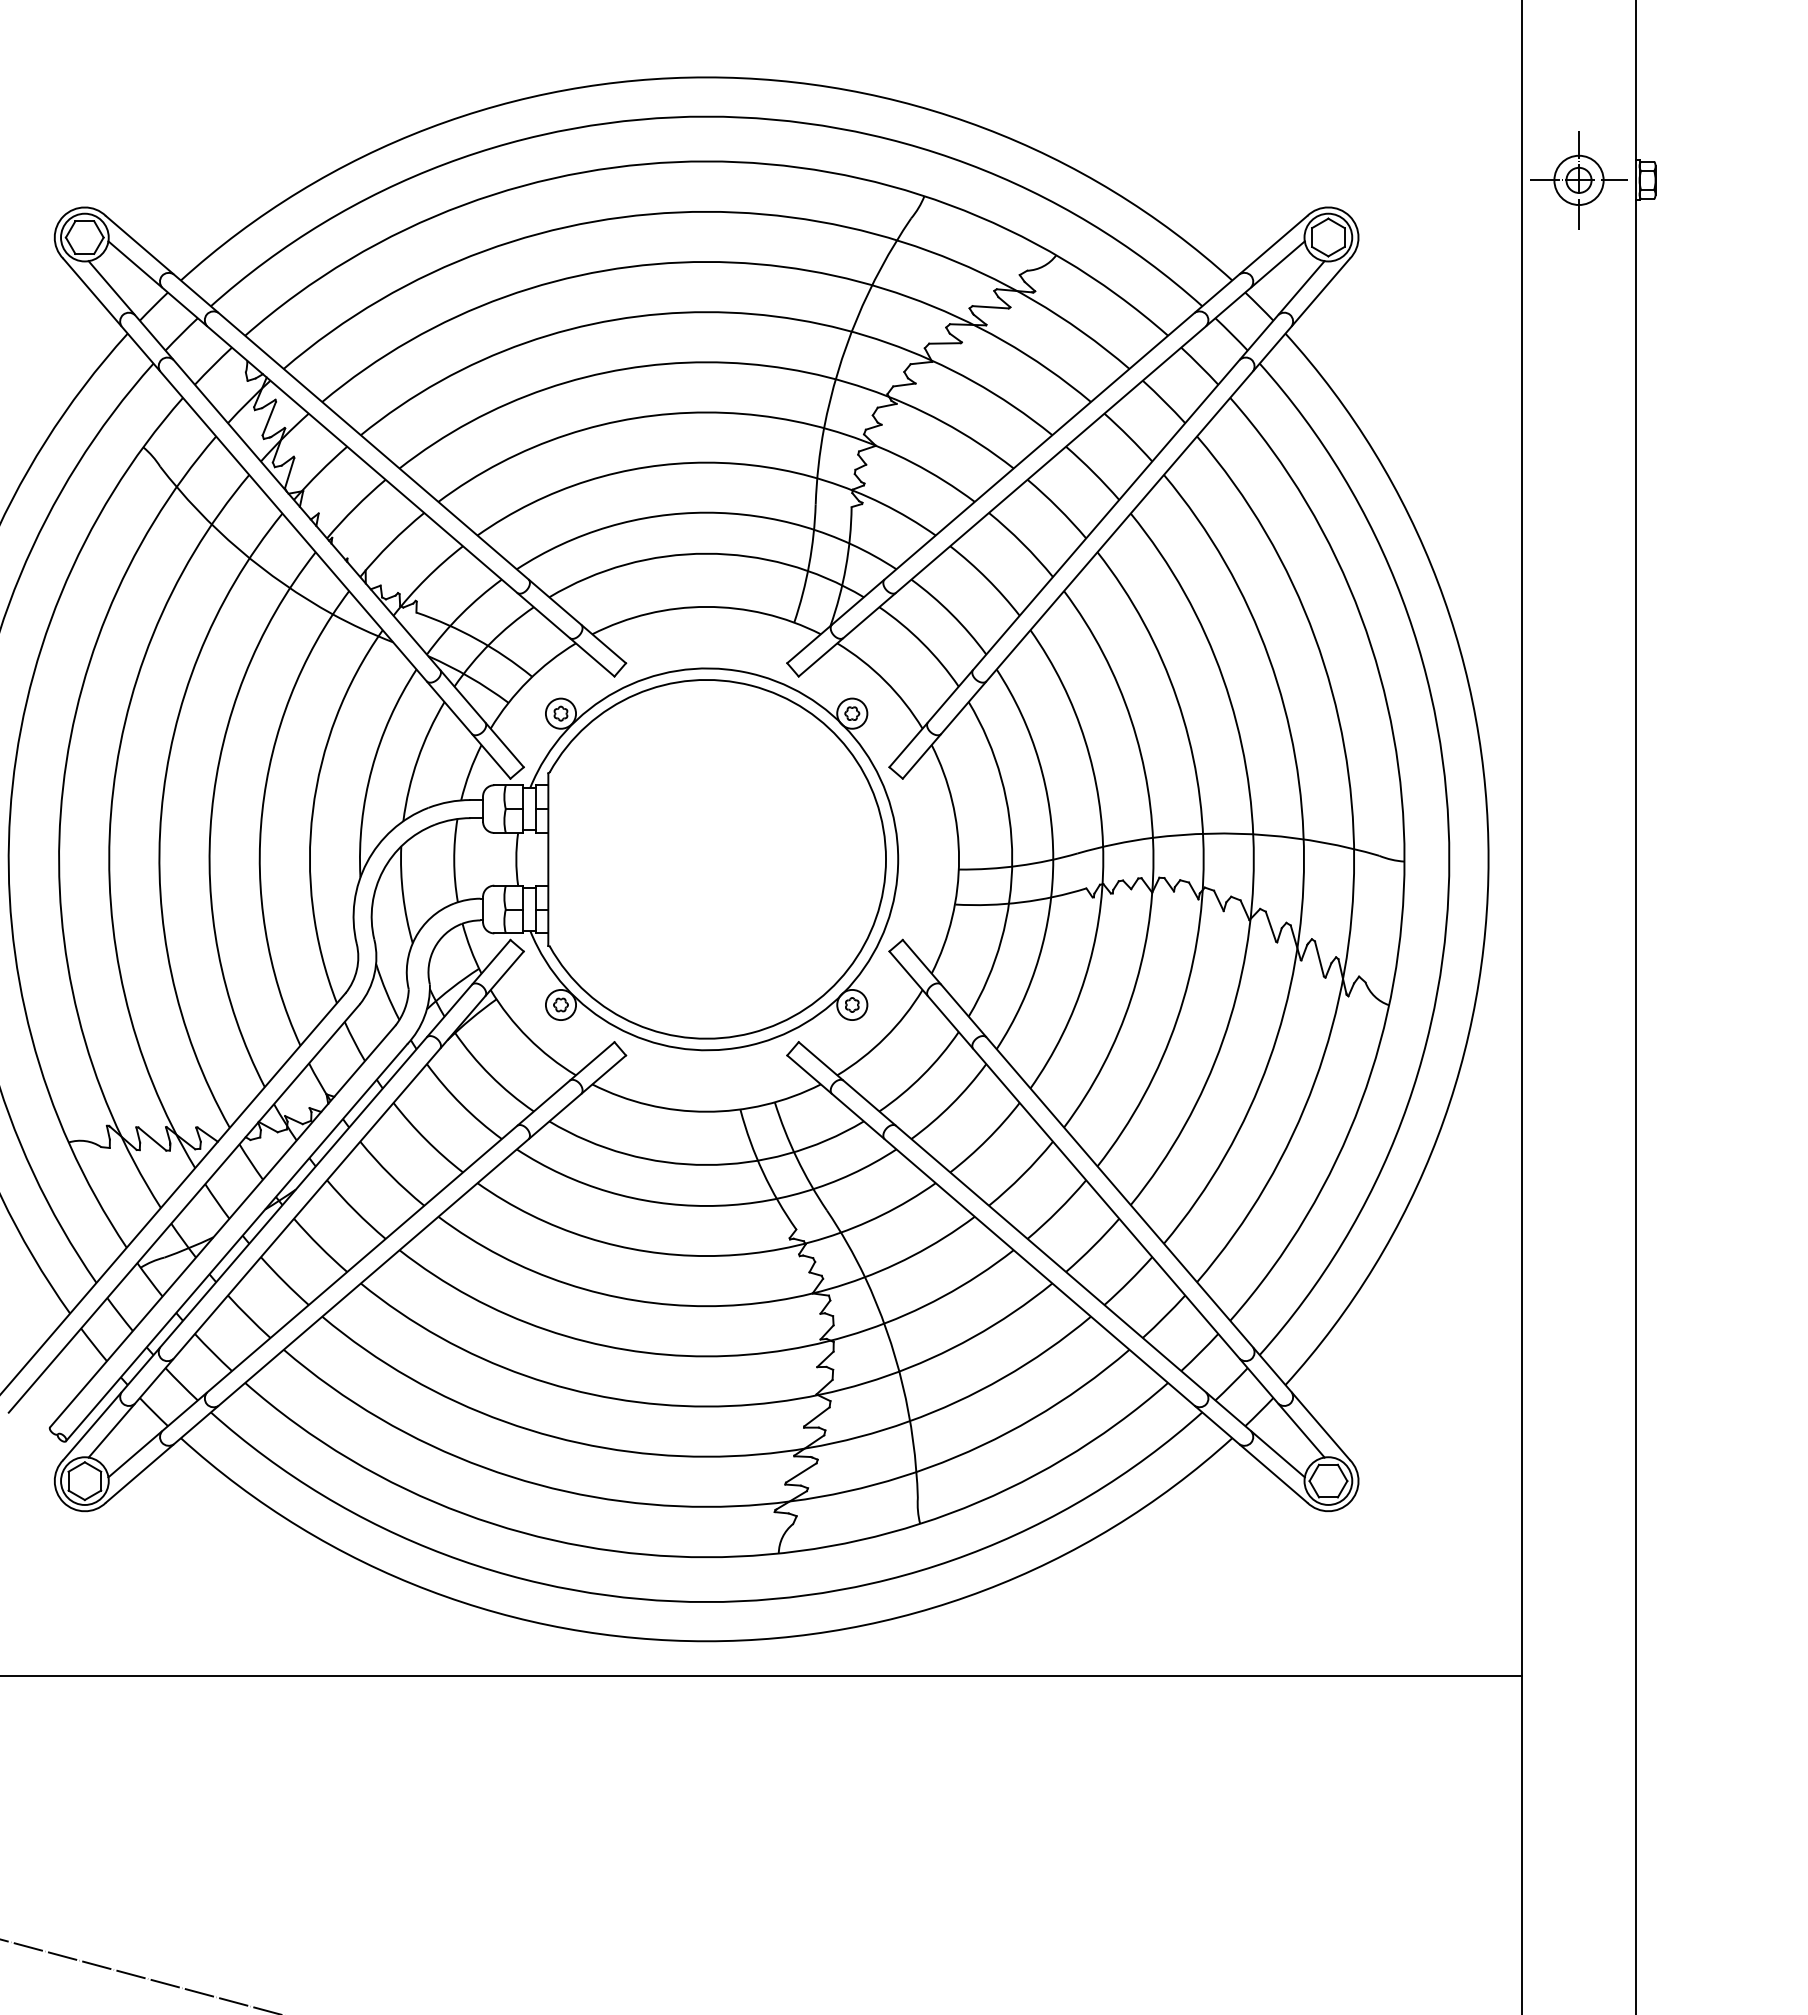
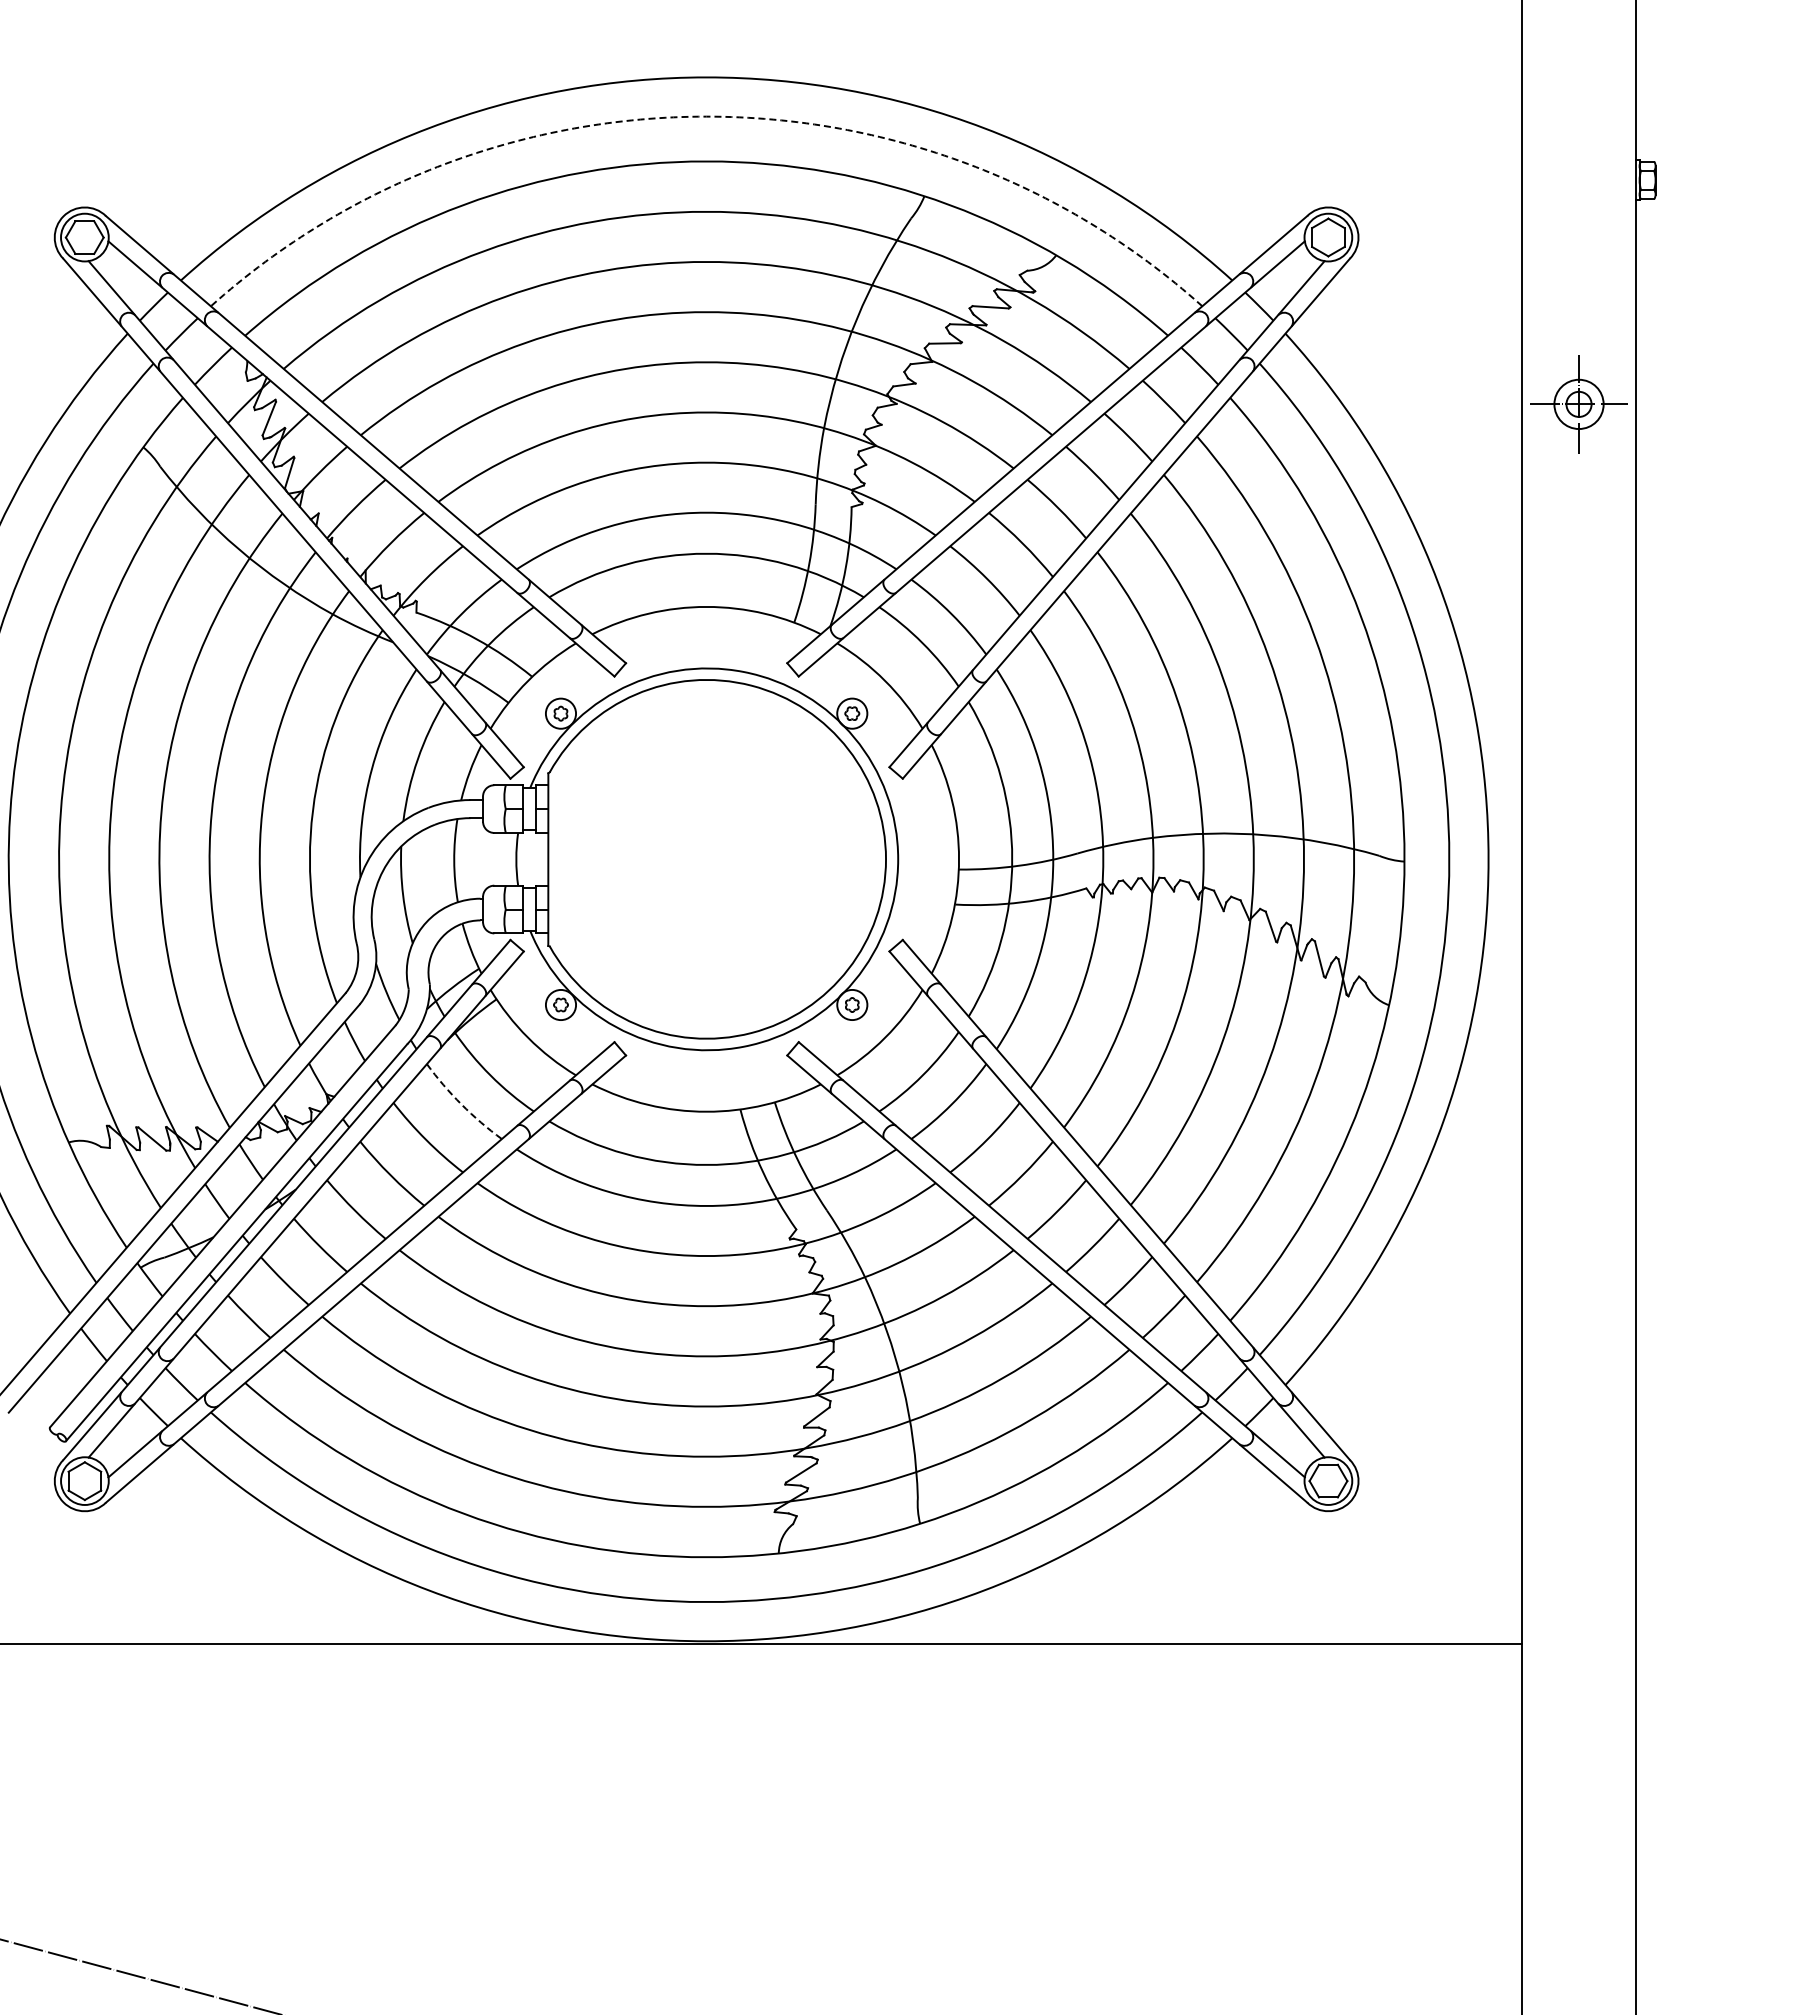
arc: solid -> dashed (706, 116)
part position: (1578, 180) -> (1578, 404) (1578, 404)
arc: solid -> dashed (461, 1104)
line position: (761, 1676) -> (761, 1644) (761, 1644)
